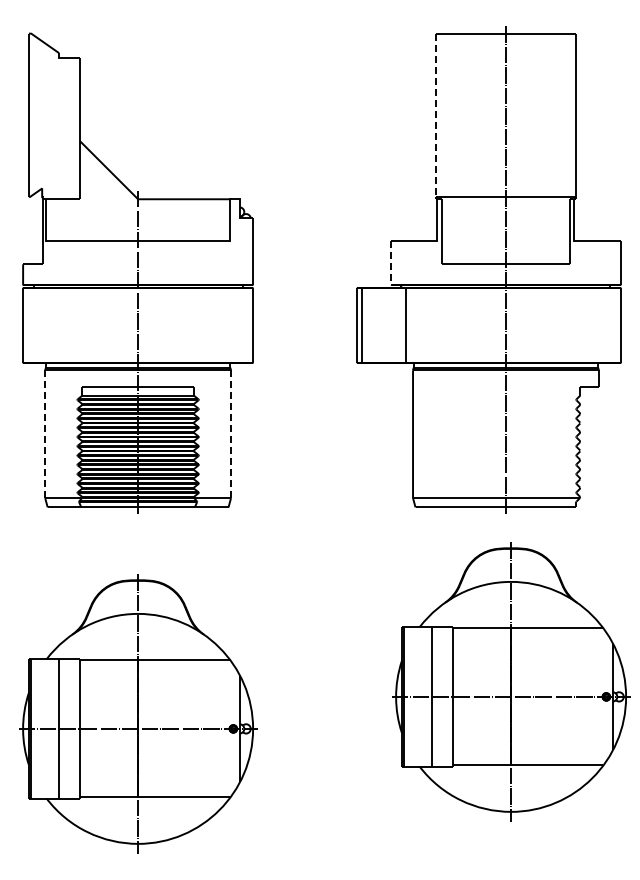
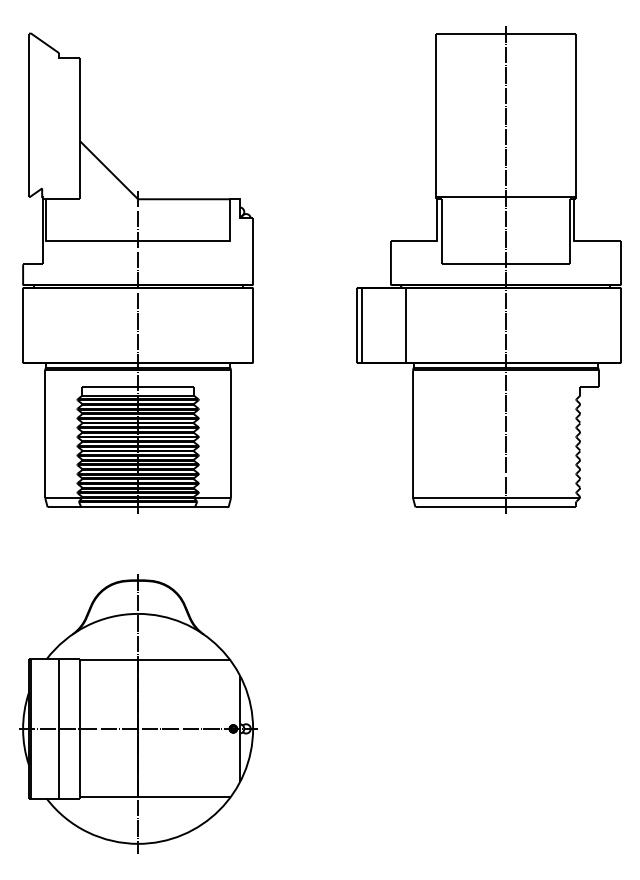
line: dashed -> solid (436, 115)
line: dashed -> solid (390, 263)
line: dashed -> solid (45, 434)
line: dashed -> solid (231, 434)
part: present -> none (511, 681)
